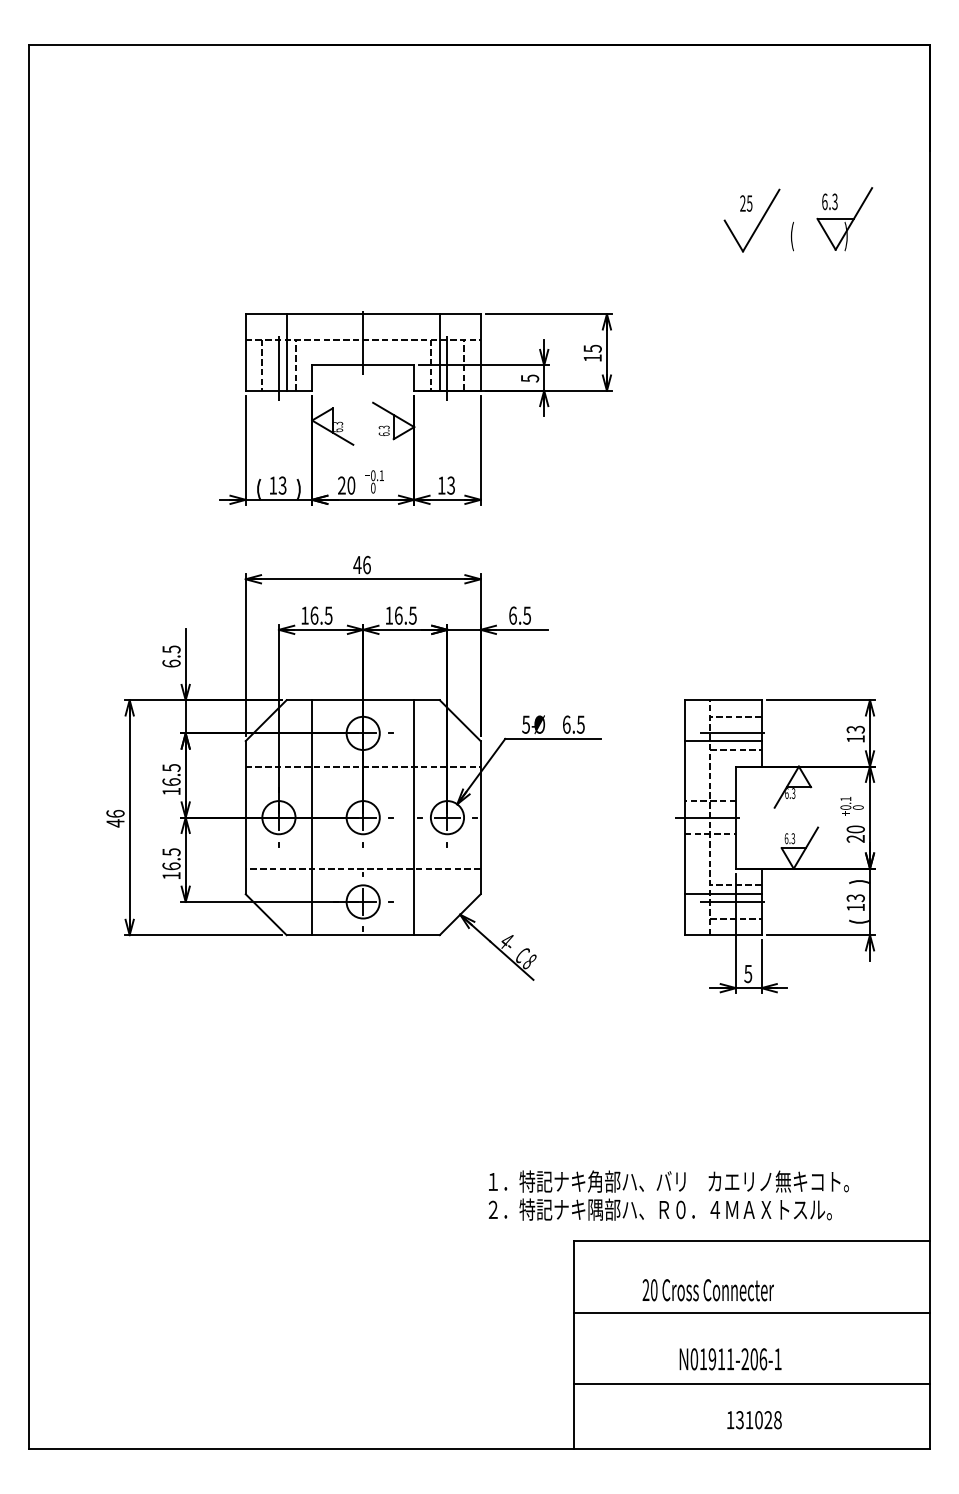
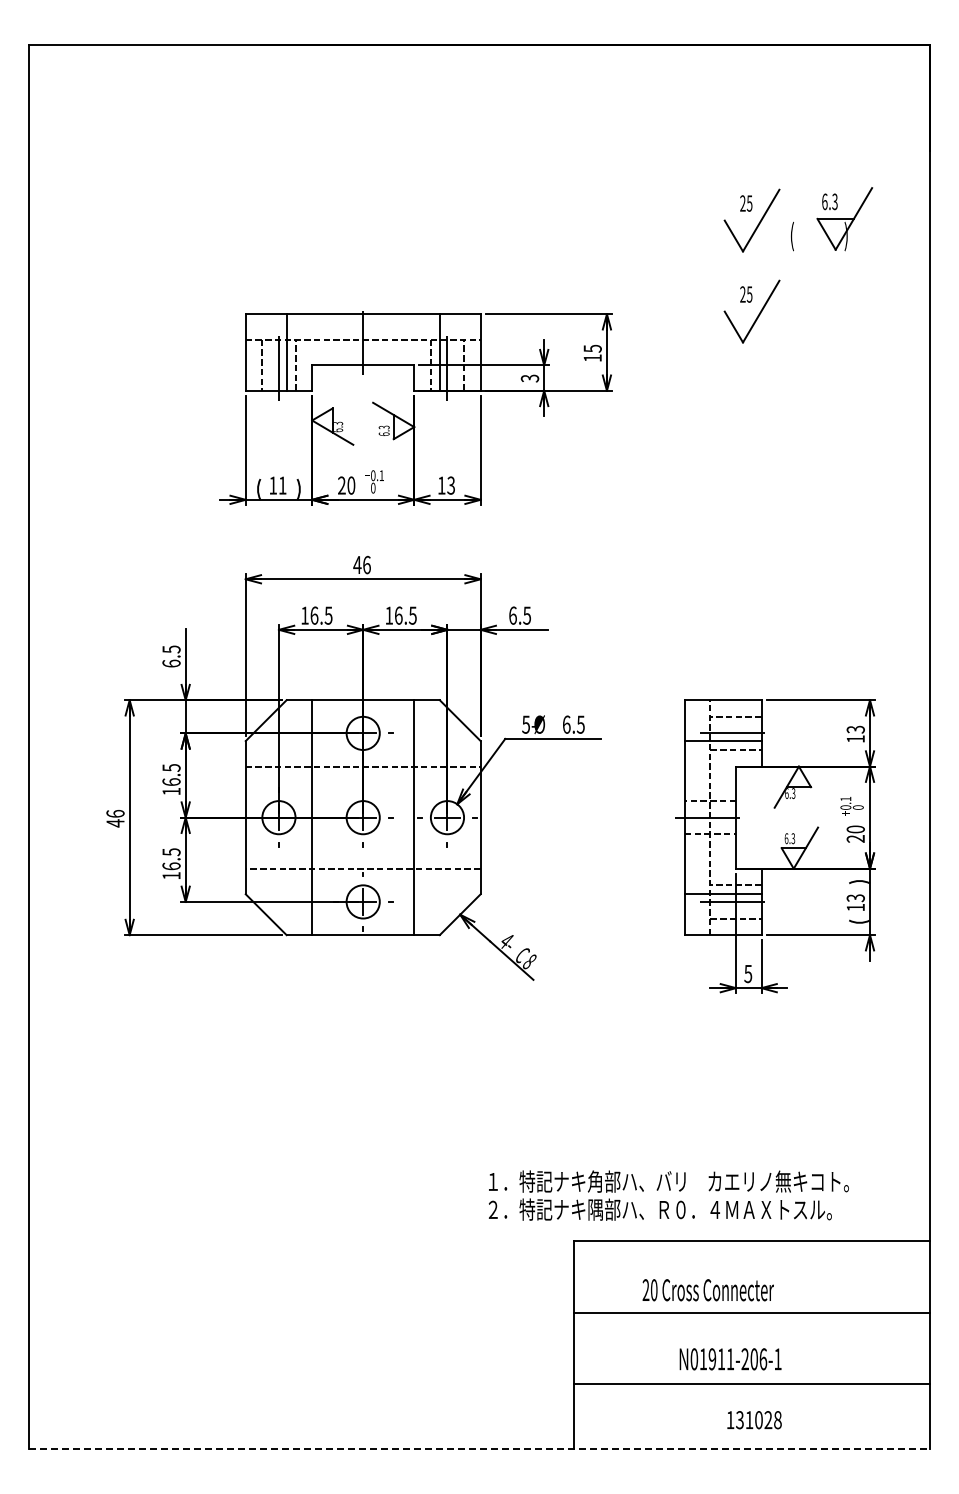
part: none -> present (757, 315)
text: 5 -> 3 (529, 377)
text: 13 -> 11 (282, 485)
line: solid -> dashed (479, 1449)
